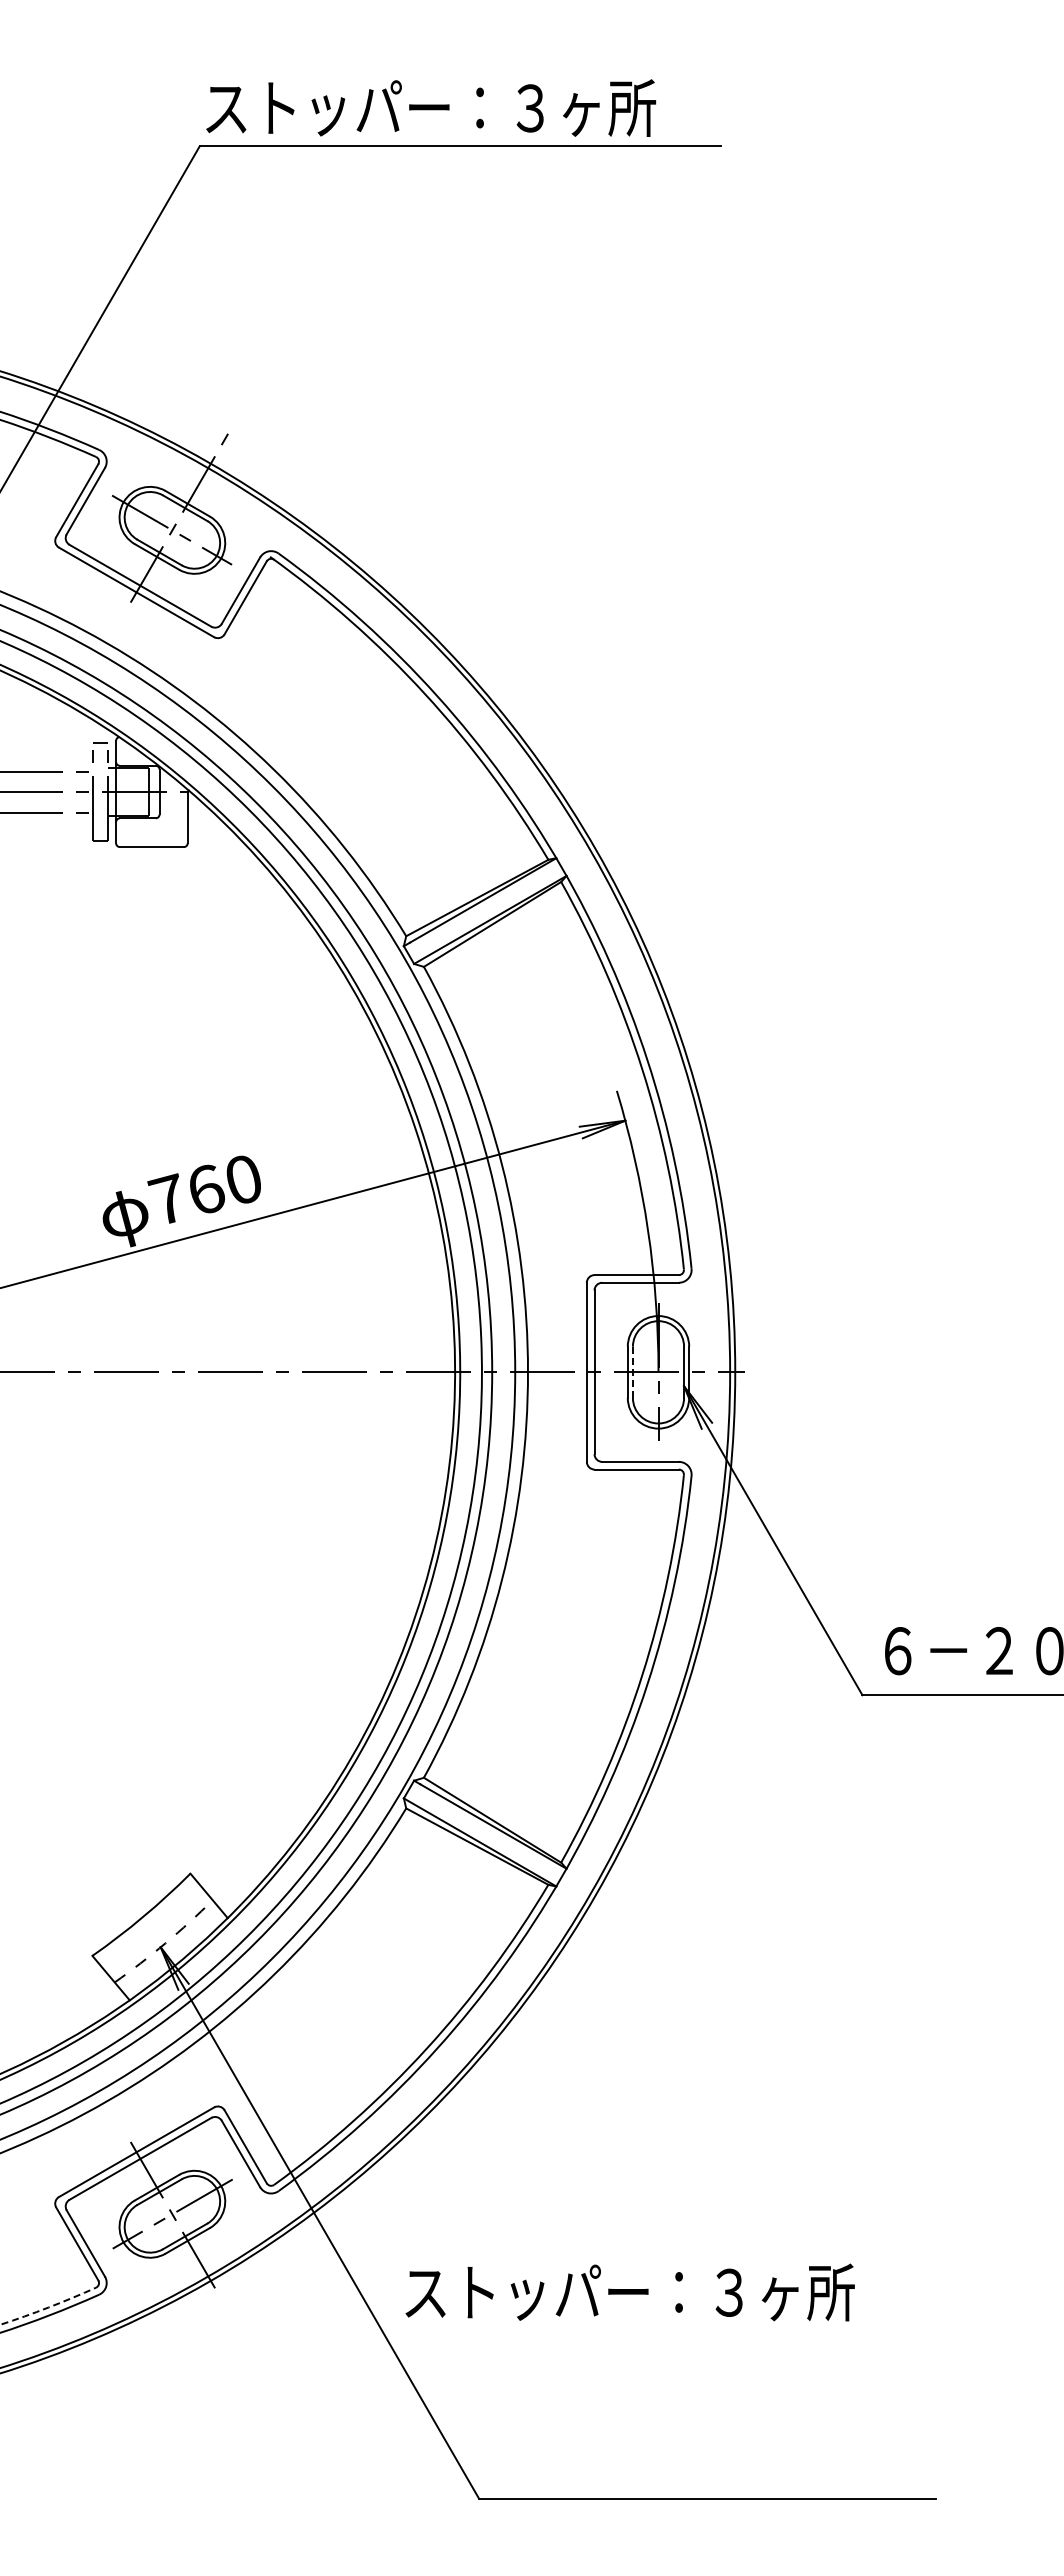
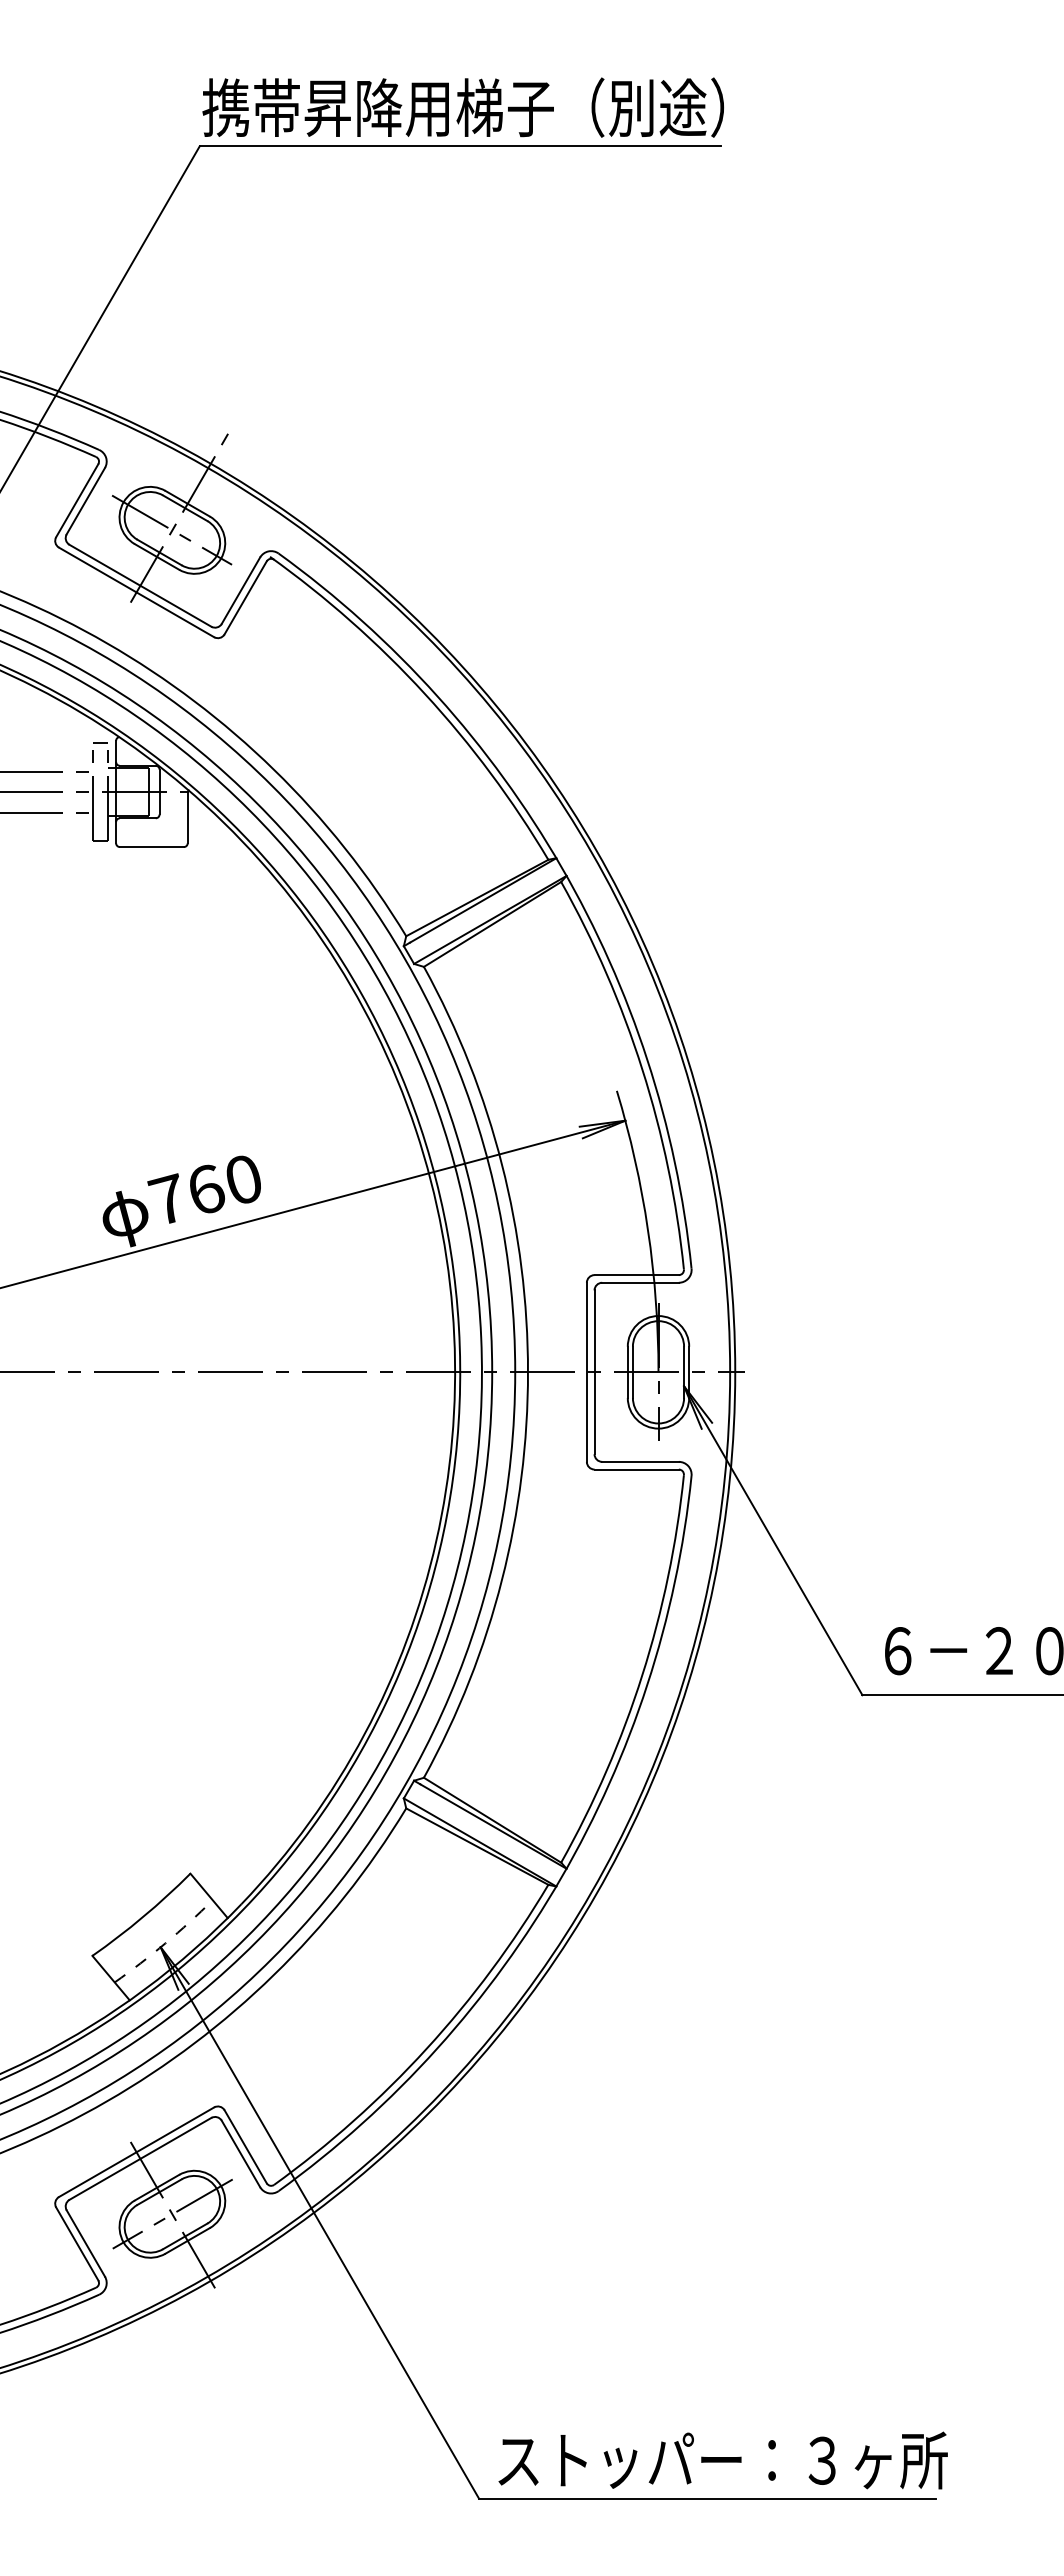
text: ストッパー：３ヶ所 -> 携帯昇降用梯子（別途） (463, 107)
line: dashed -> solid (632, 1372)
text position: (629, 2292) -> (722, 2460) (722, 2460)
arc: dashed -> solid (48, 2307)
